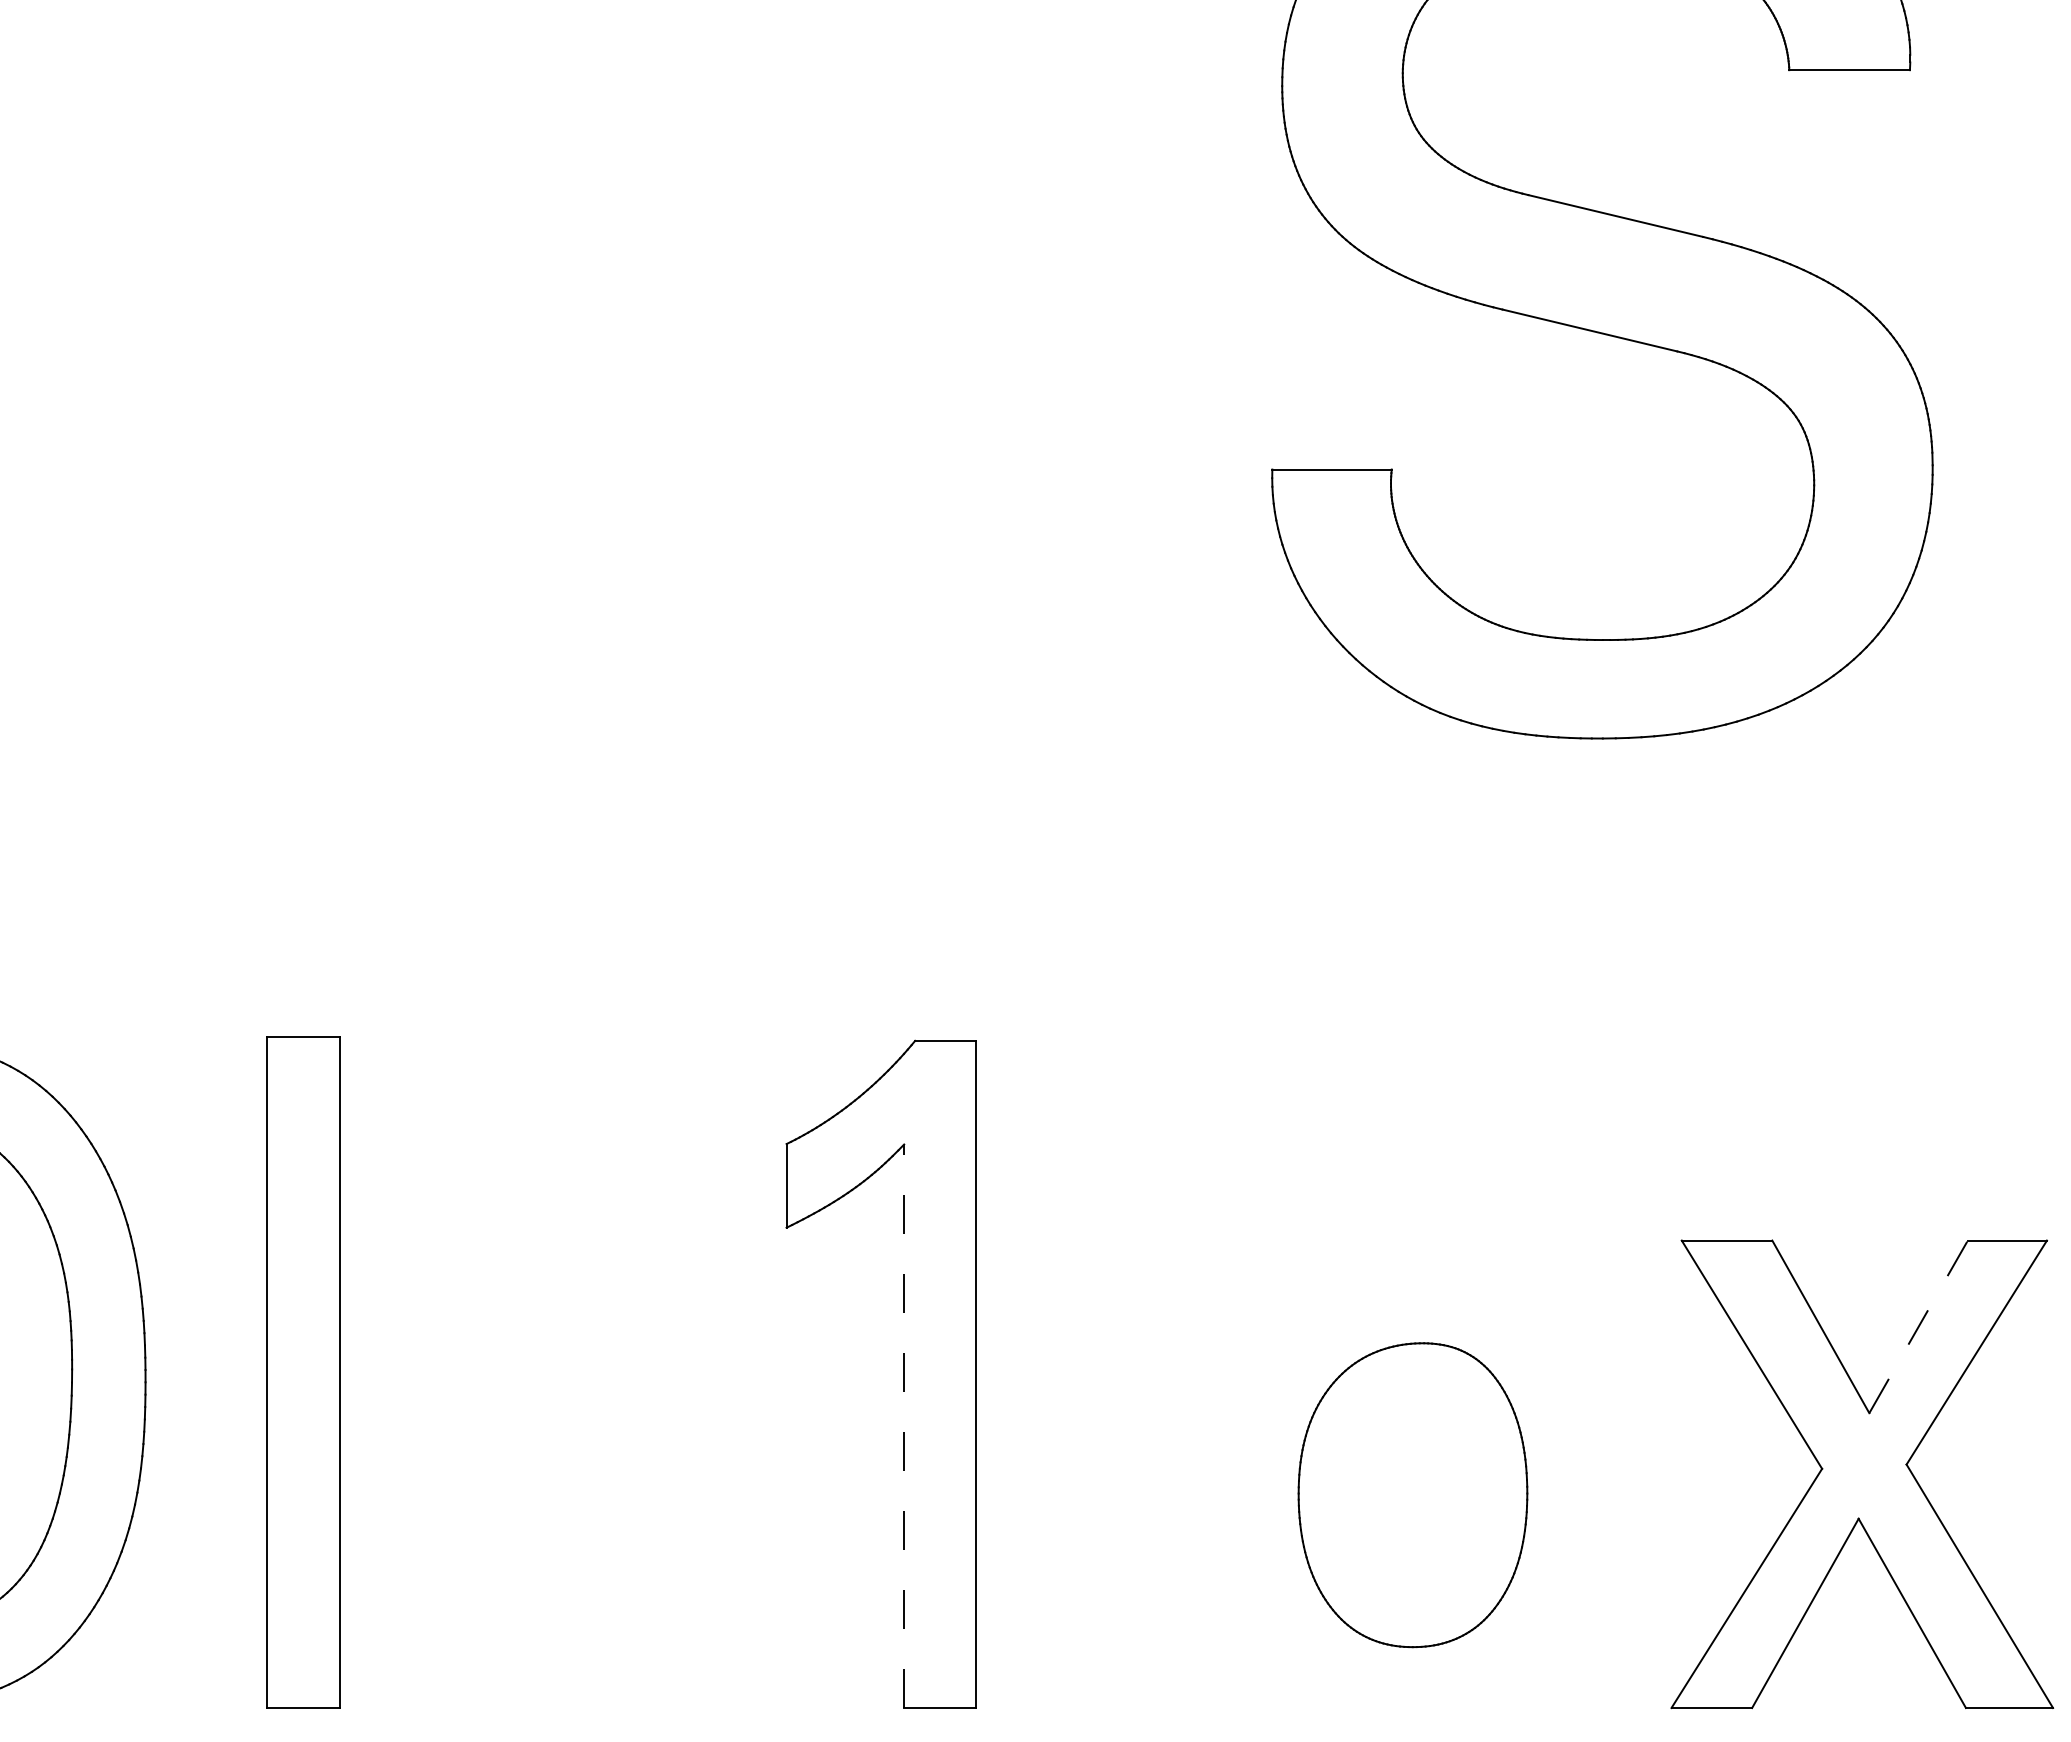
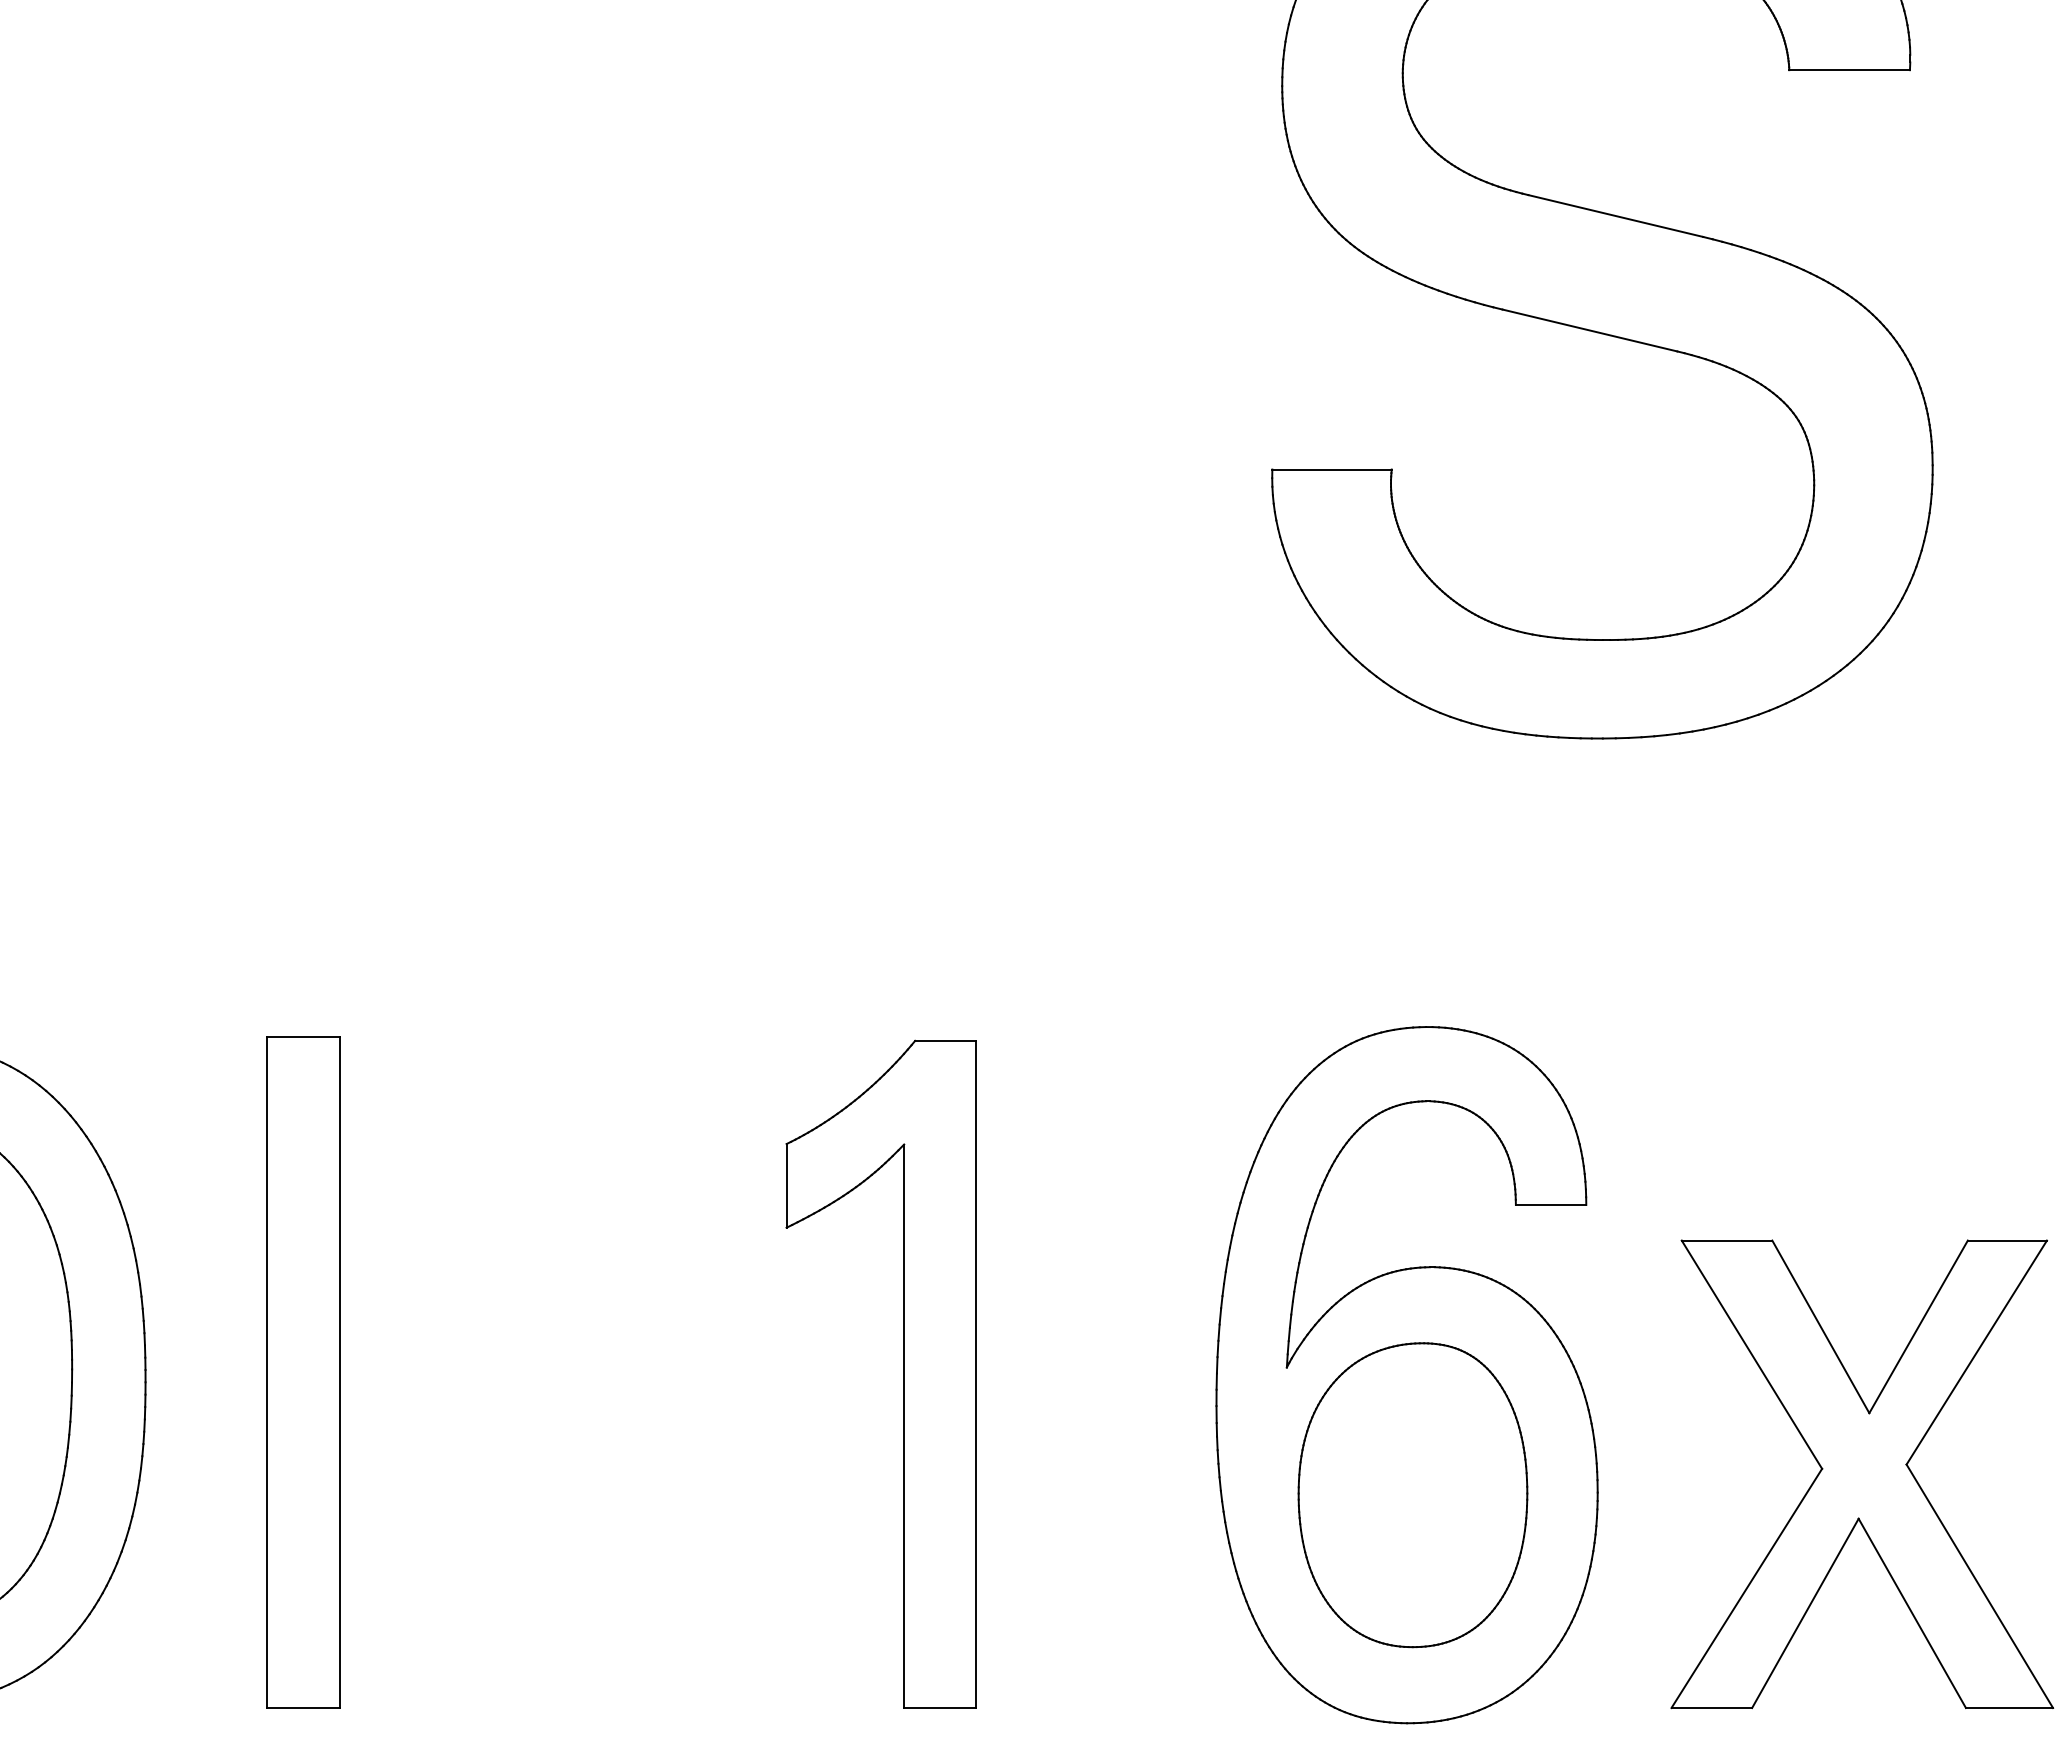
line: dashed -> solid (1918, 1326)
part: none -> present (1406, 1375)
line: dashed -> solid (904, 1426)
